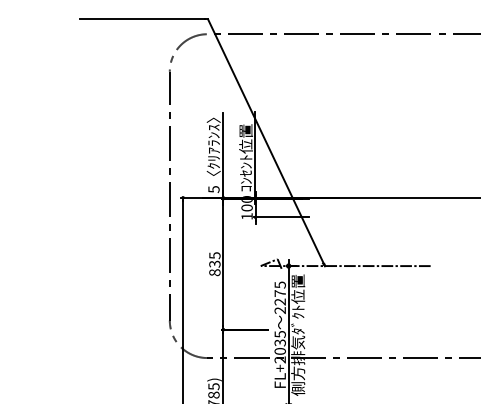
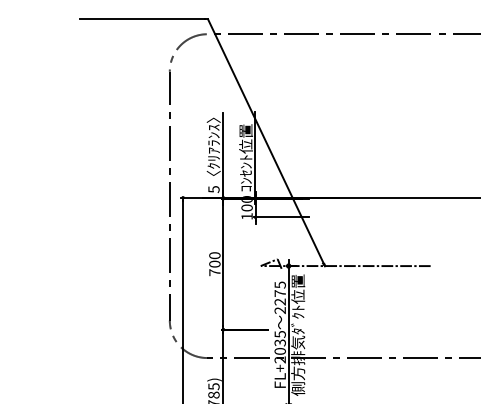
text: 835 -> 700 (214, 264)
